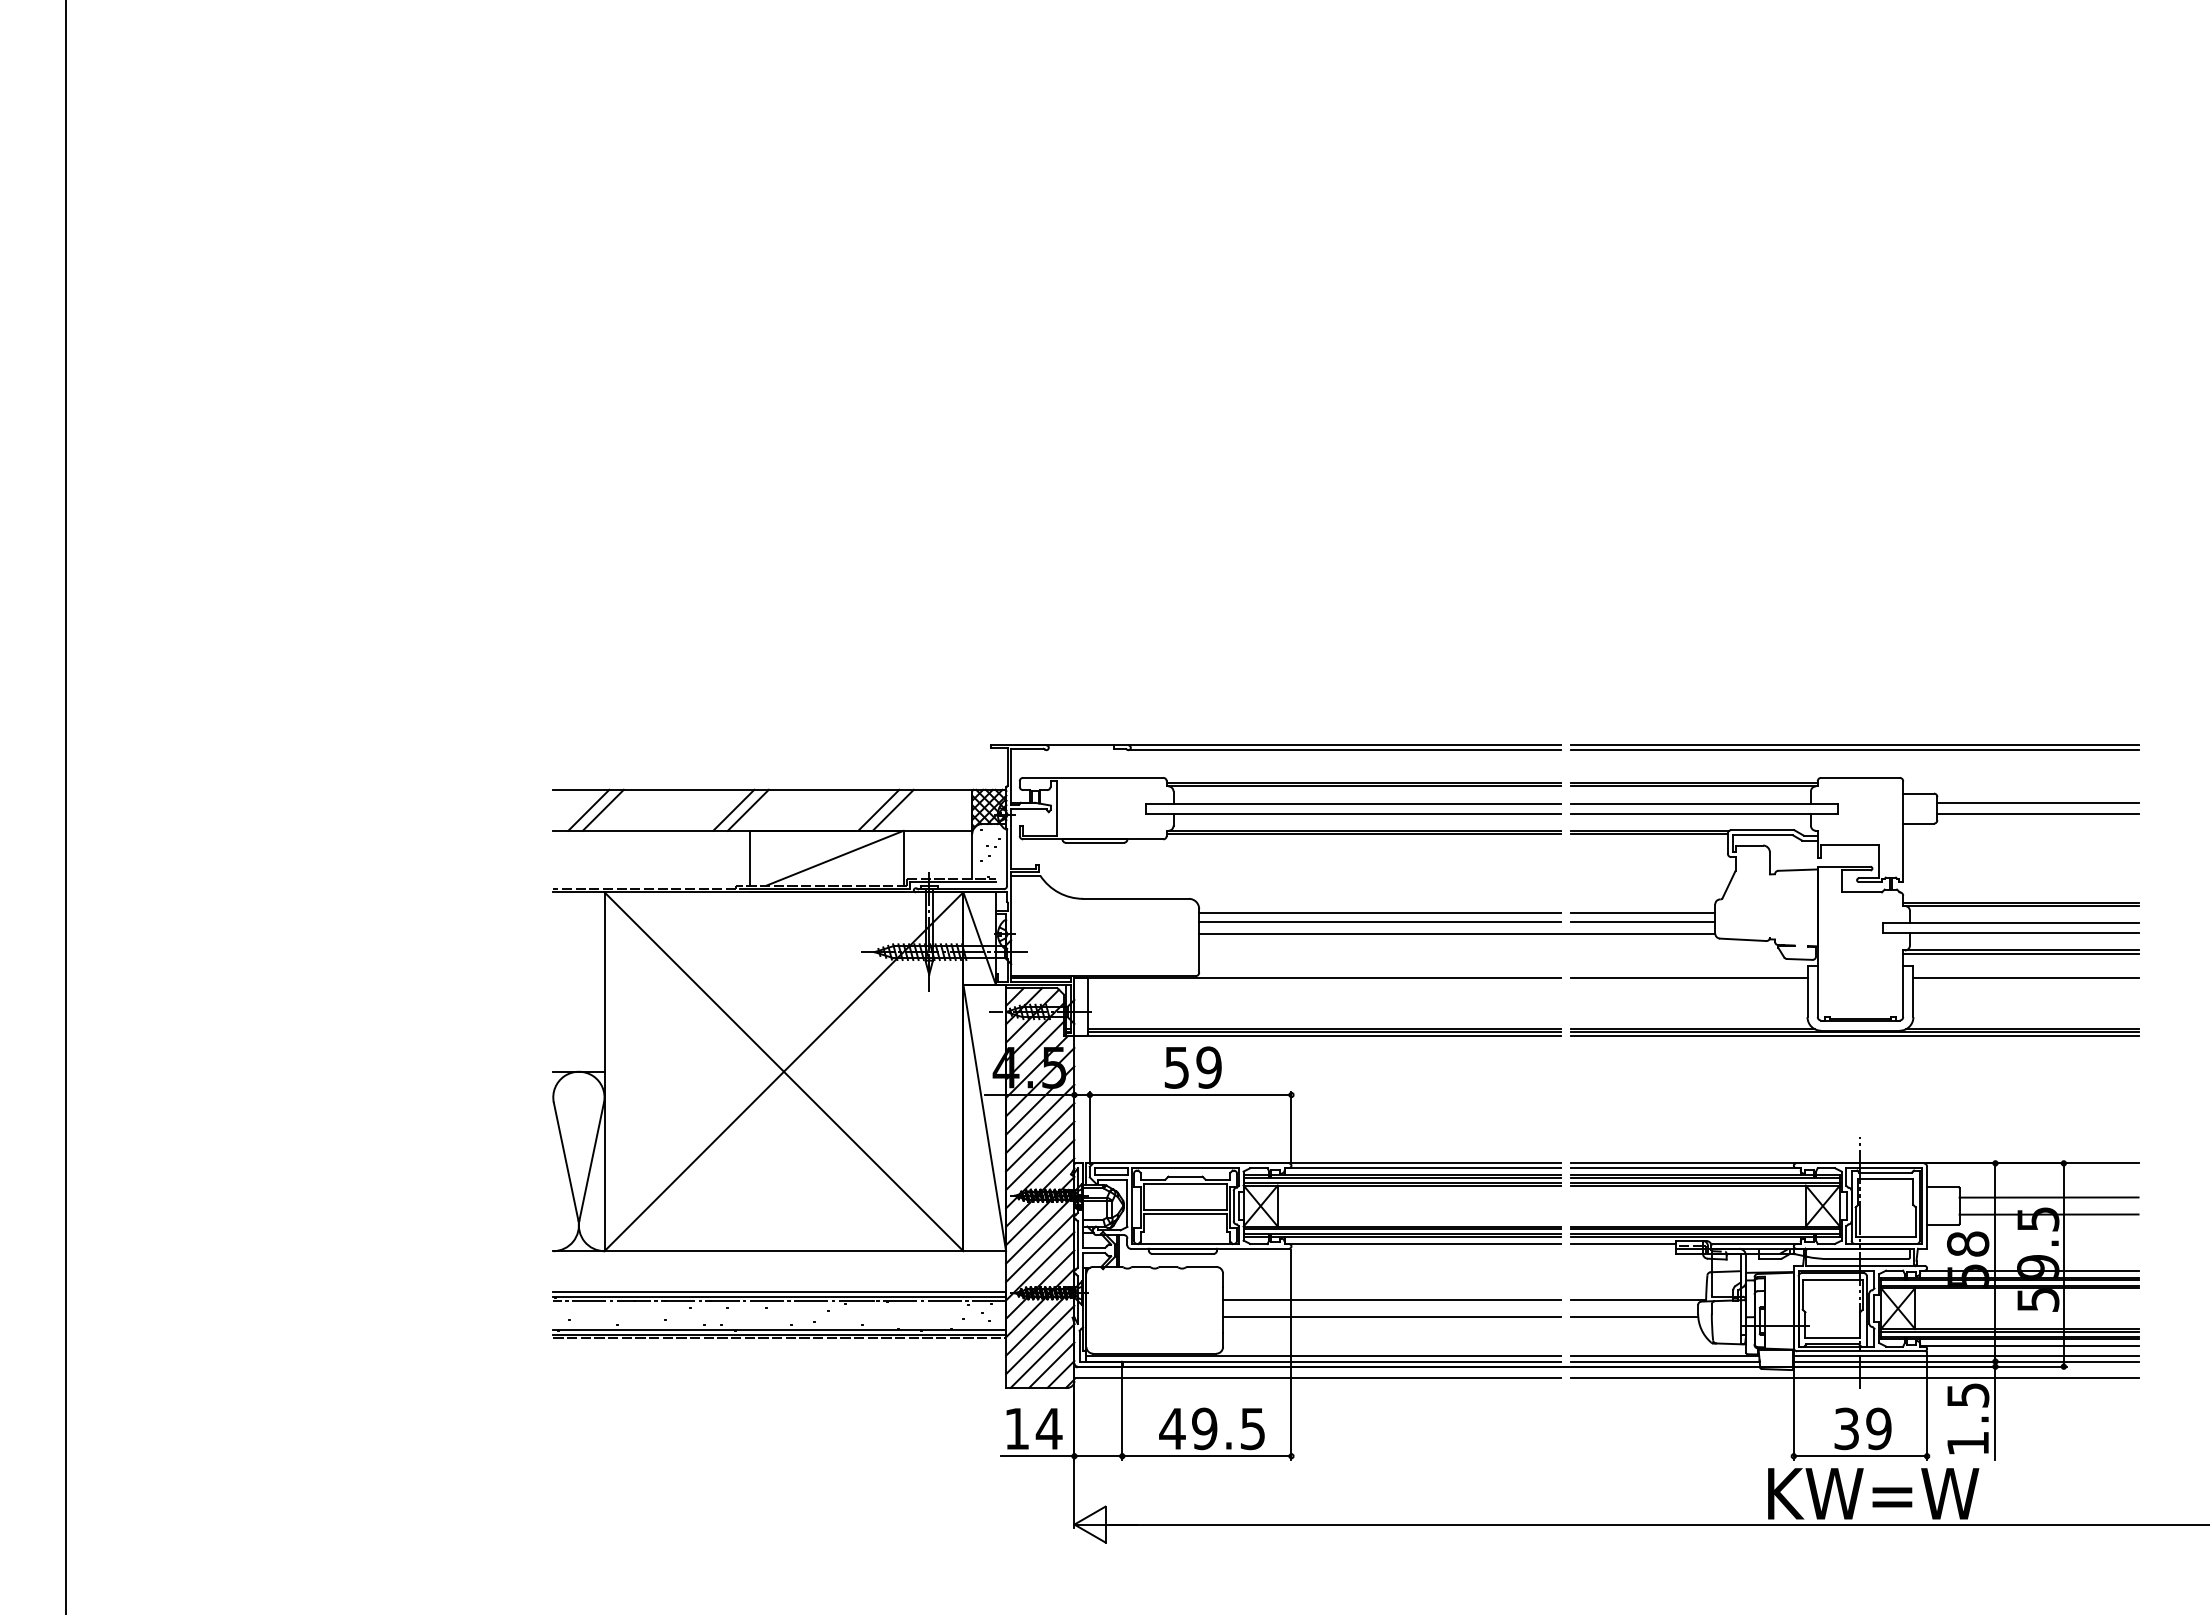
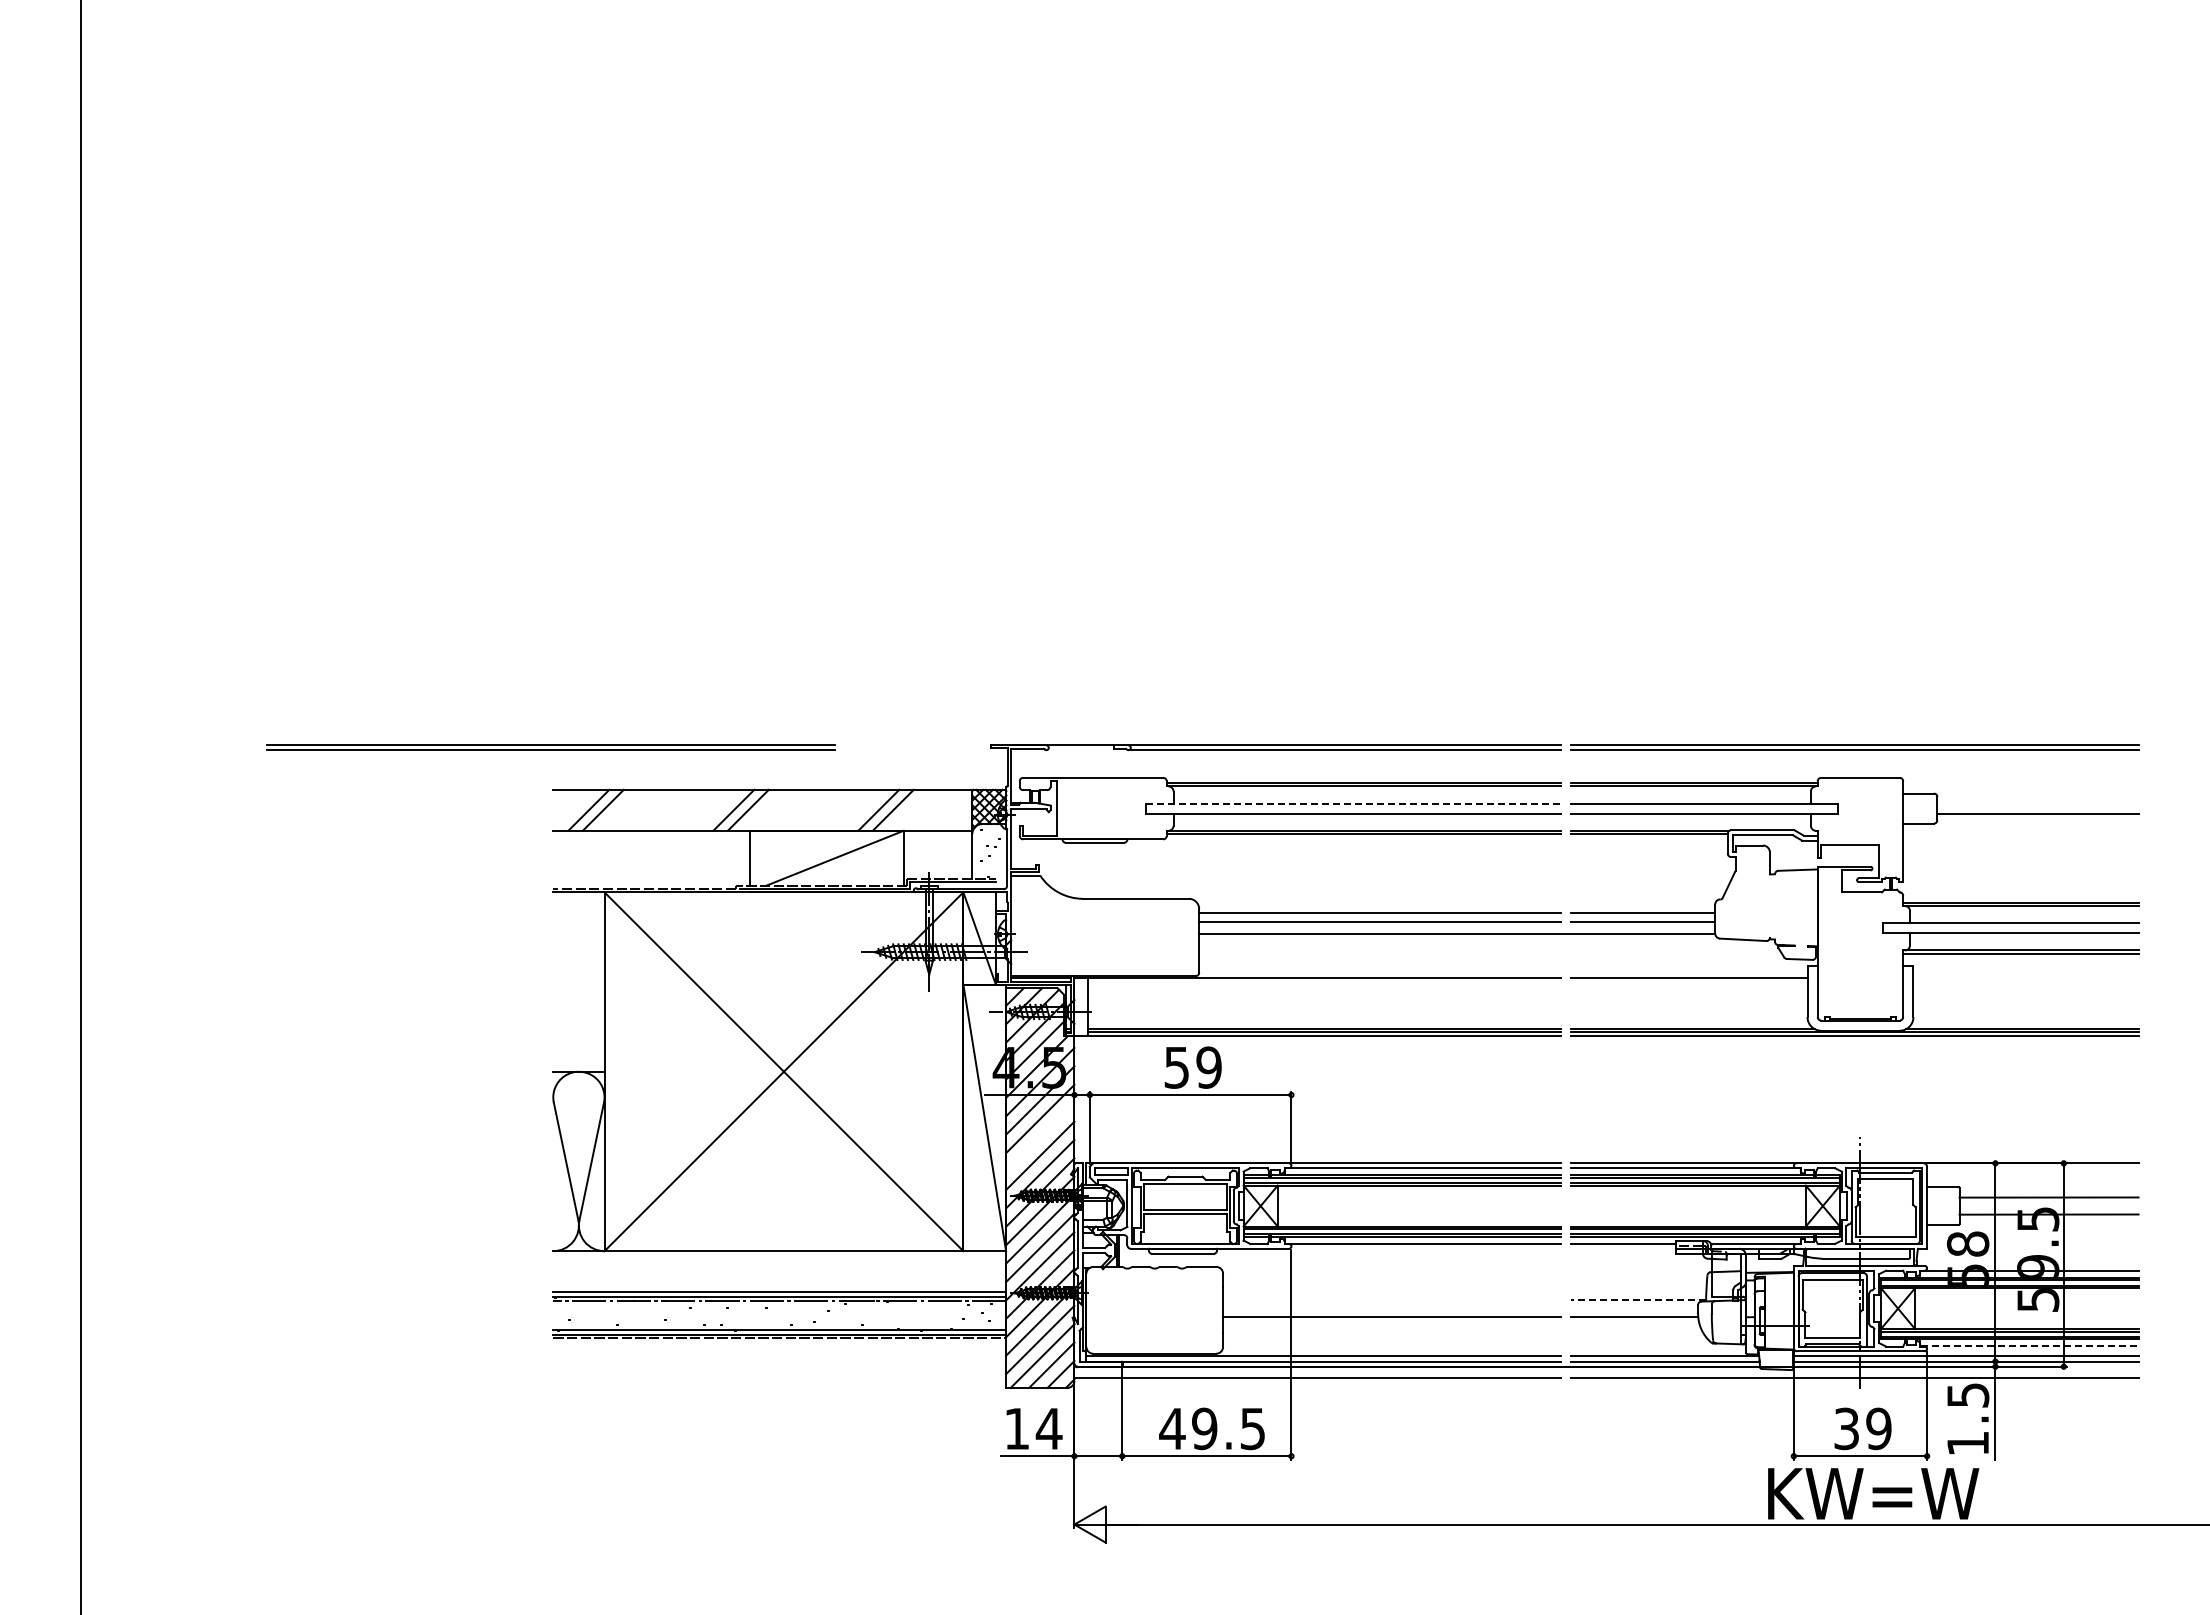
part: none -> present (550, 747)
line: present -> none (2037, 802)
line: solid -> dashed (1353, 803)
line position: (66, 806) -> (81, 806) (81, 806)
line: present -> none (2025, 977)
line: present -> none (1040, 1137)
line: present -> none (1391, 1300)
line: solid -> dashed (1638, 1300)
line: solid -> dashed (2029, 1346)
